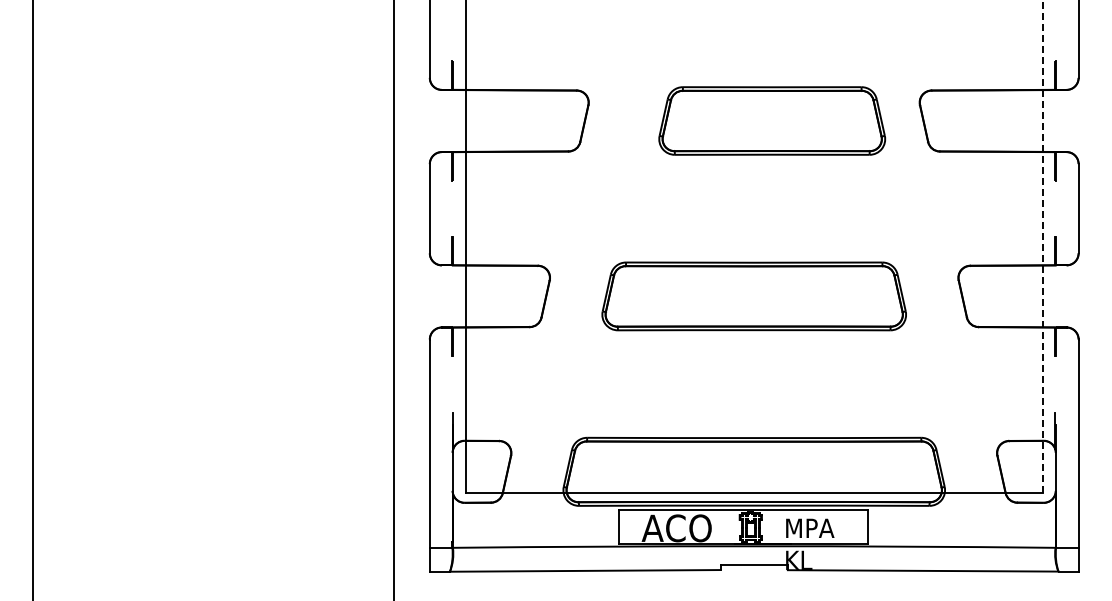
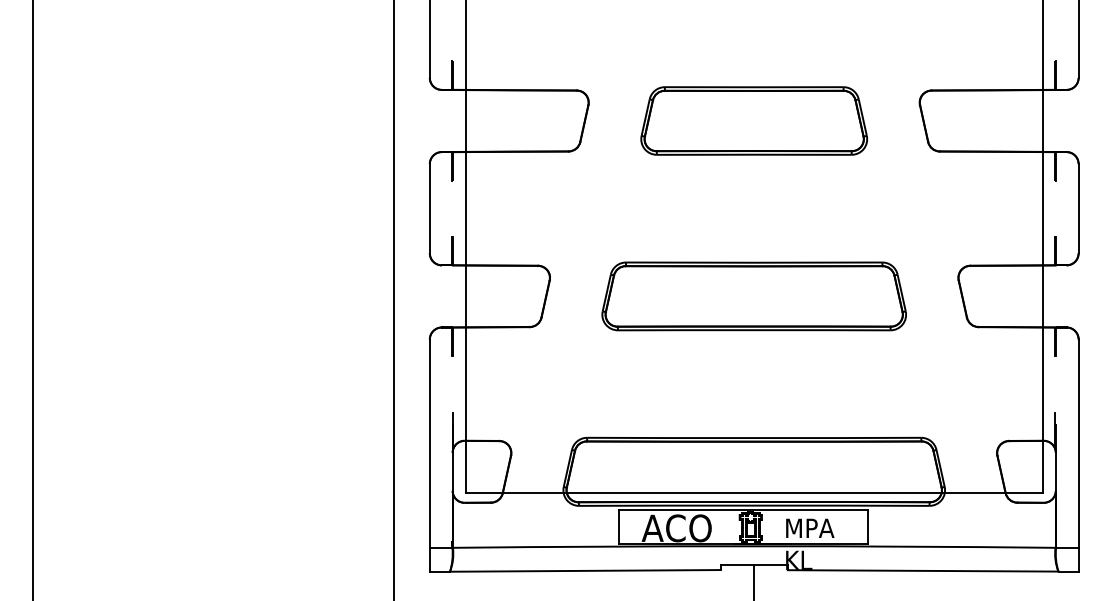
part position: (772, 120) -> (754, 120) (754, 120)
line: dashed -> solid (1042, 246)
line: none -> present (754, 580)
